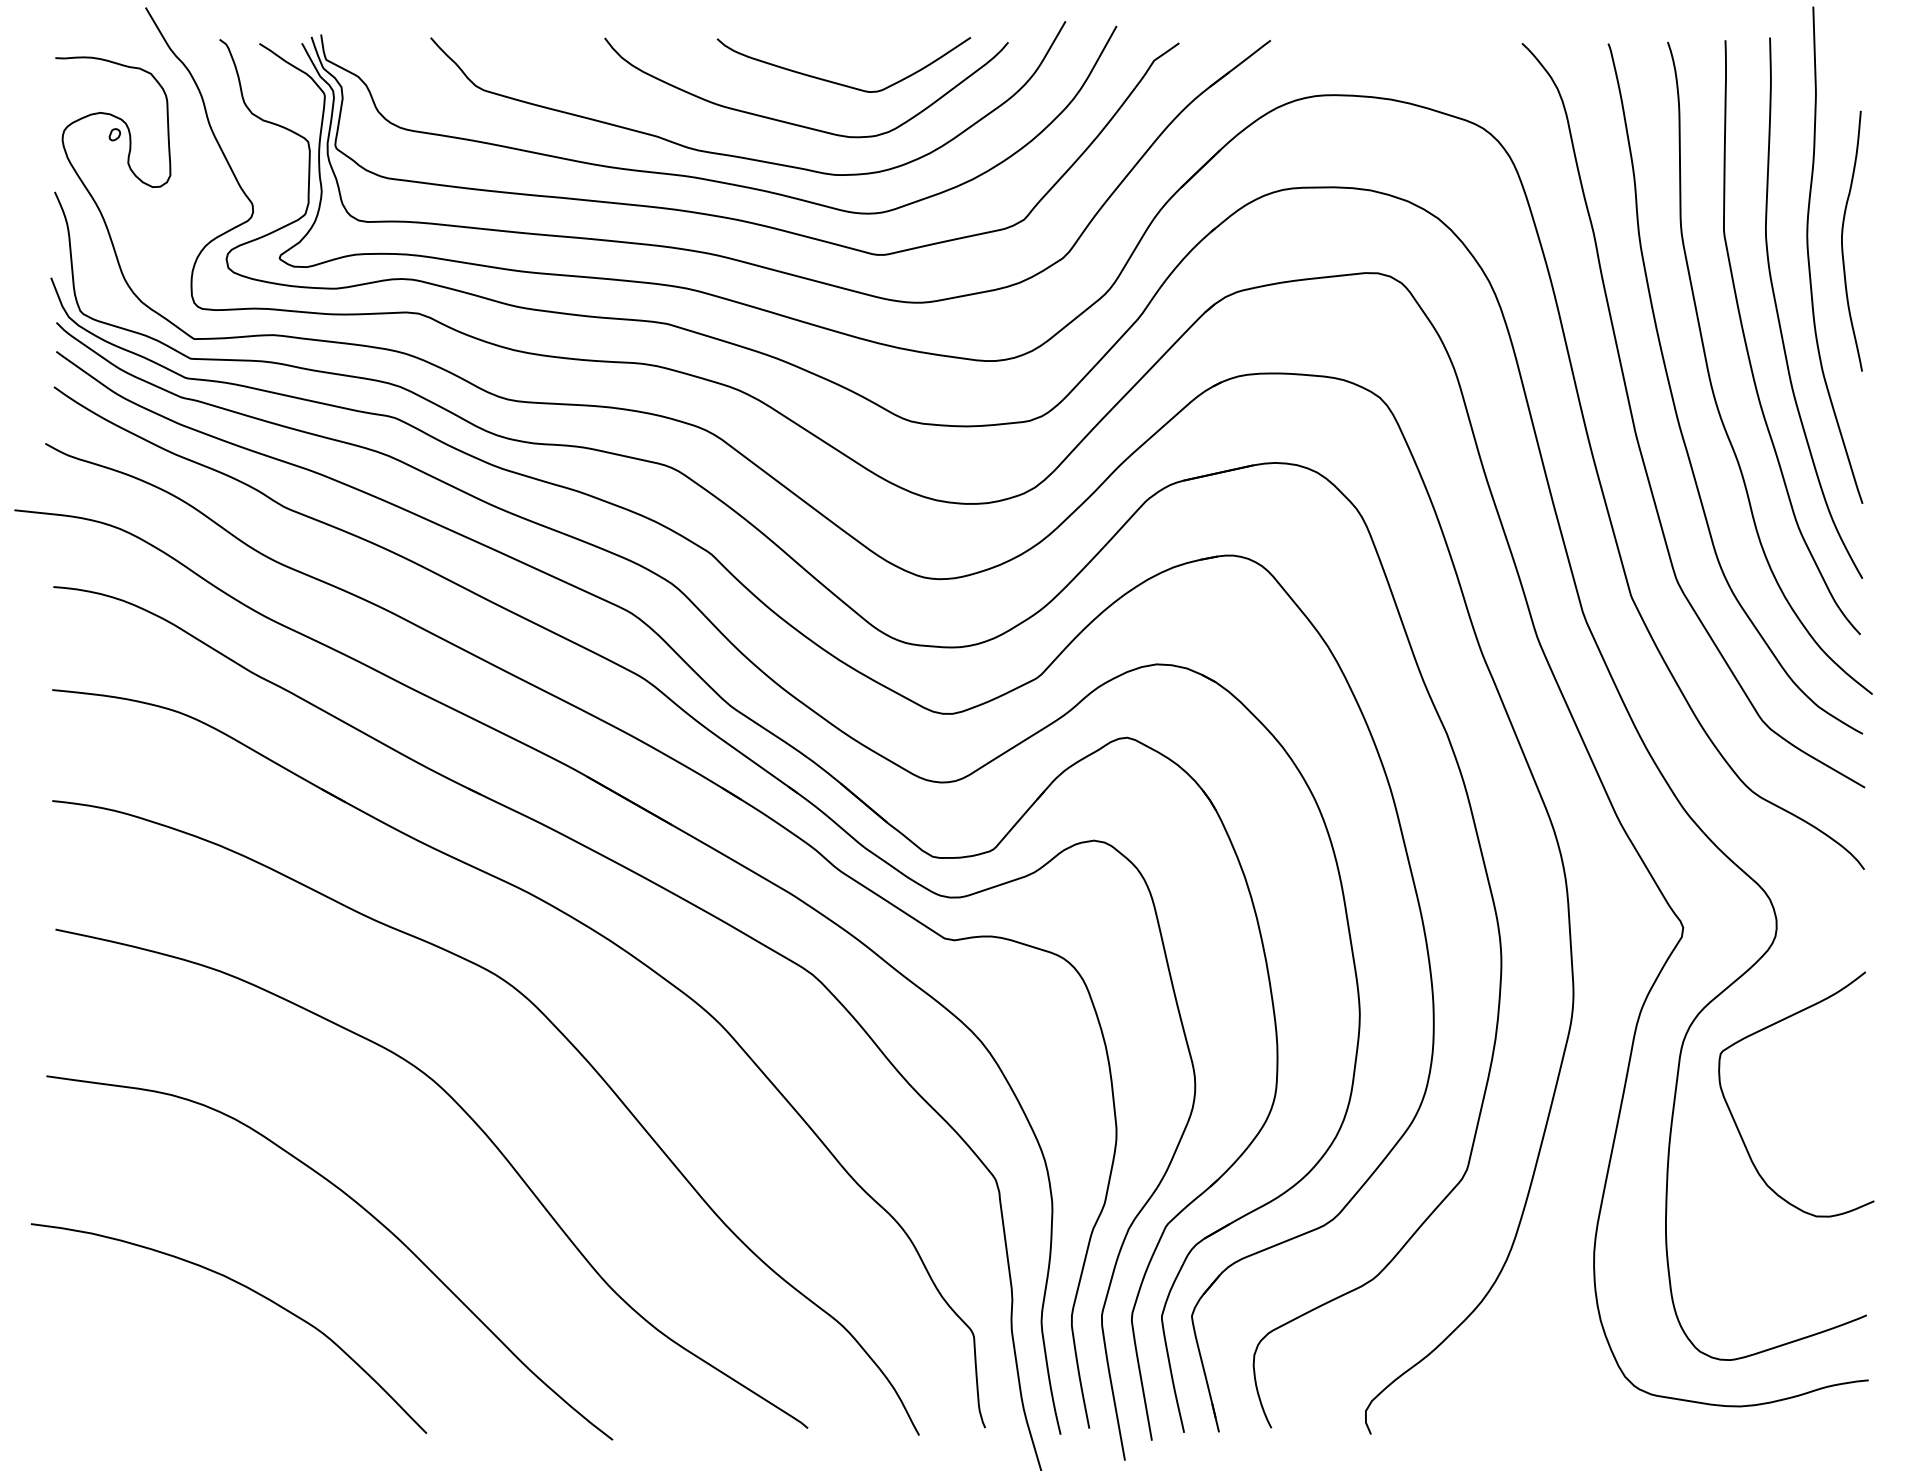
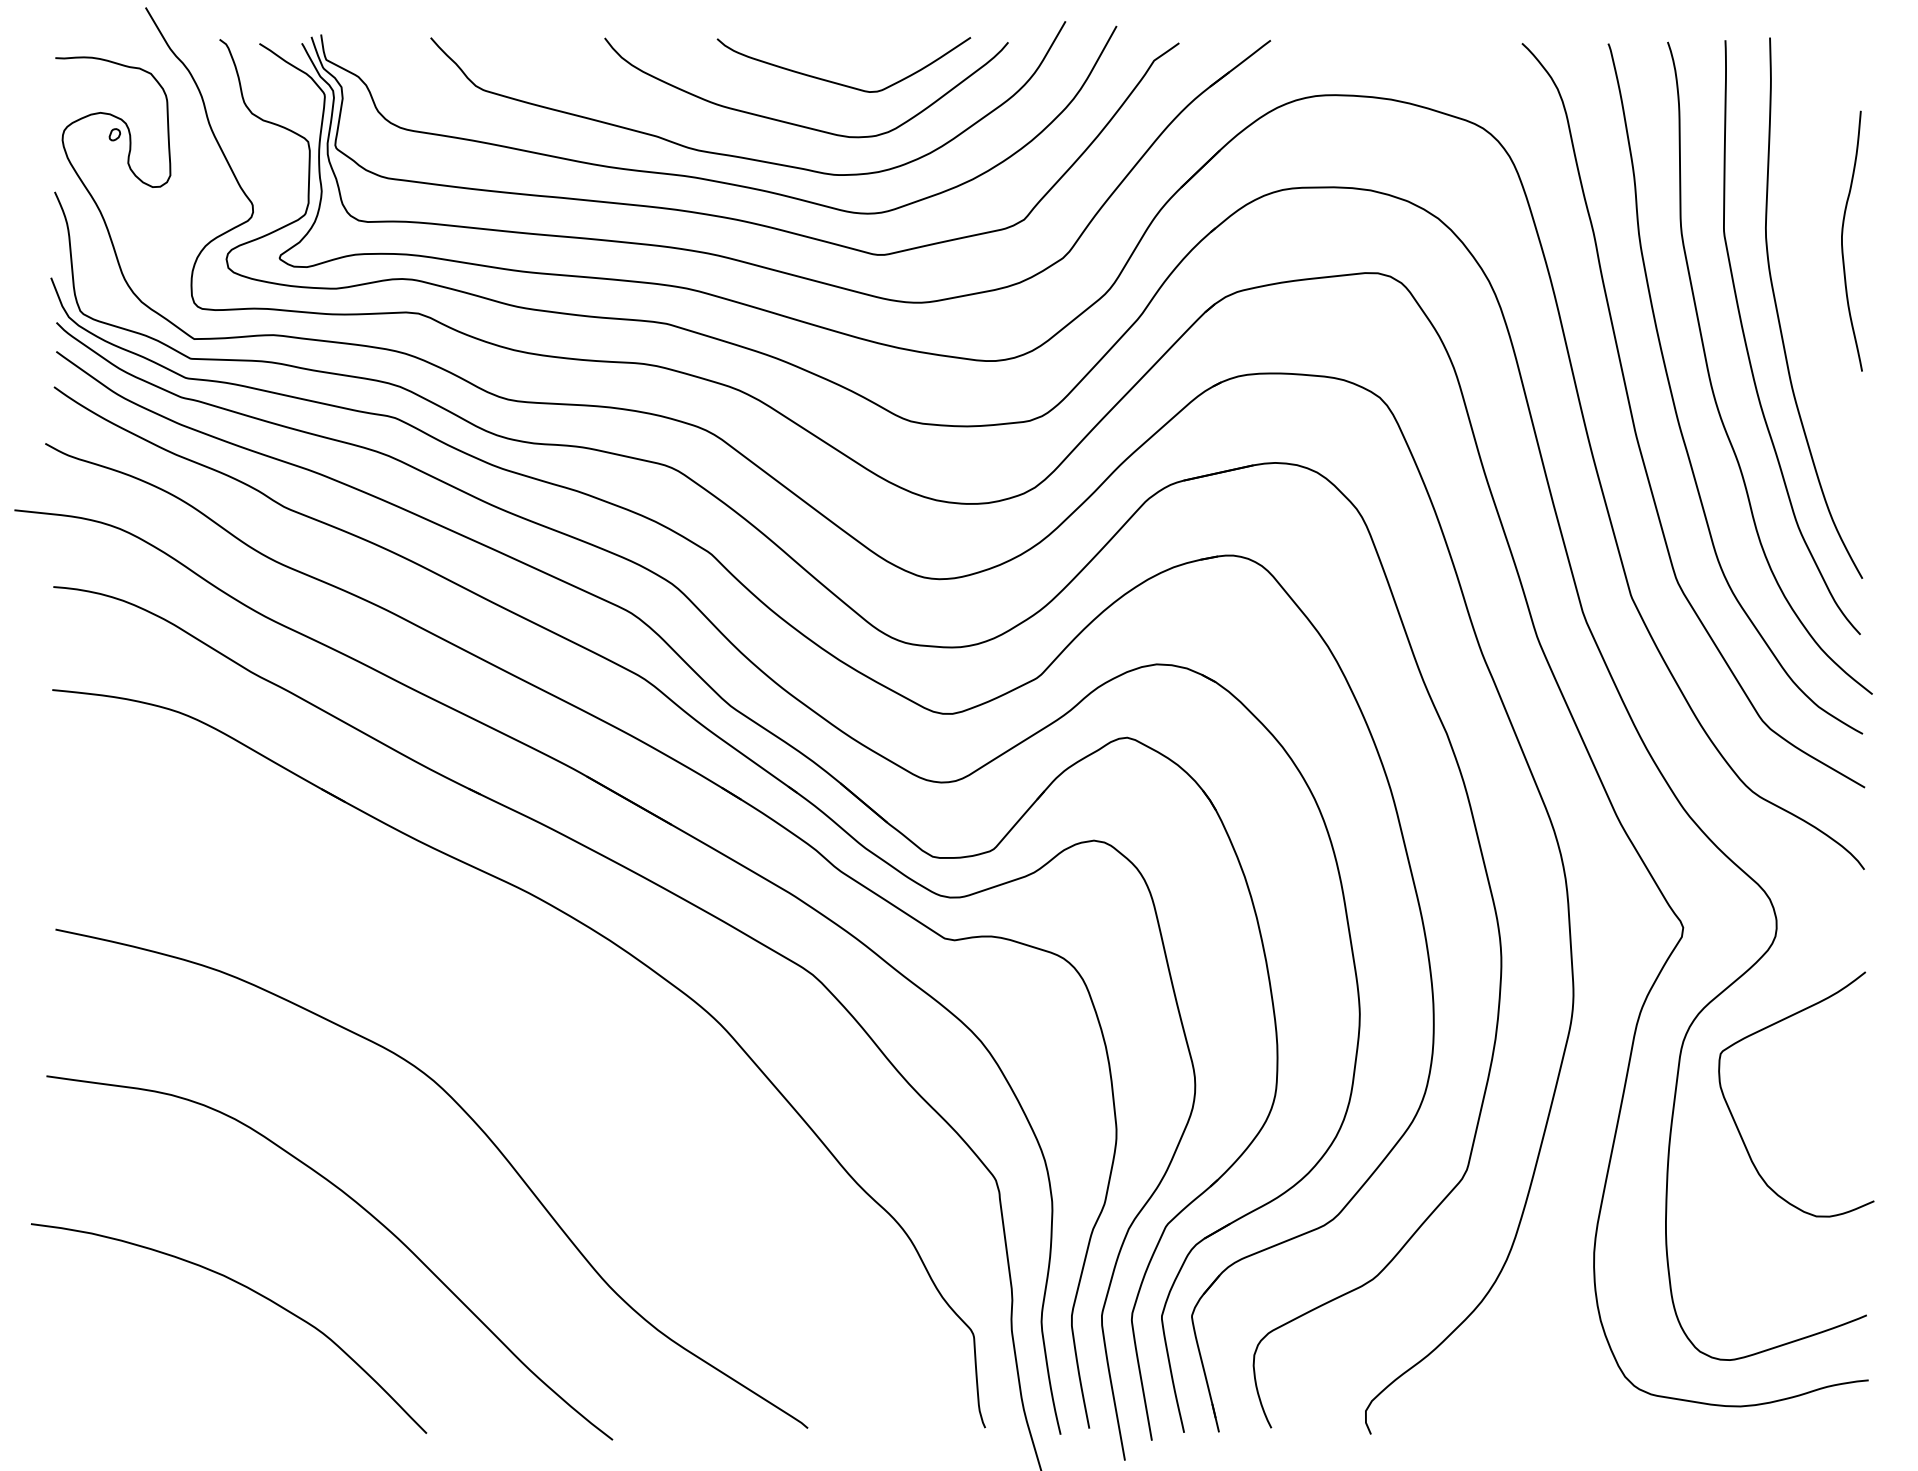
curve: present -> none (1809, 255)
curve: present -> none (569, 1043)
